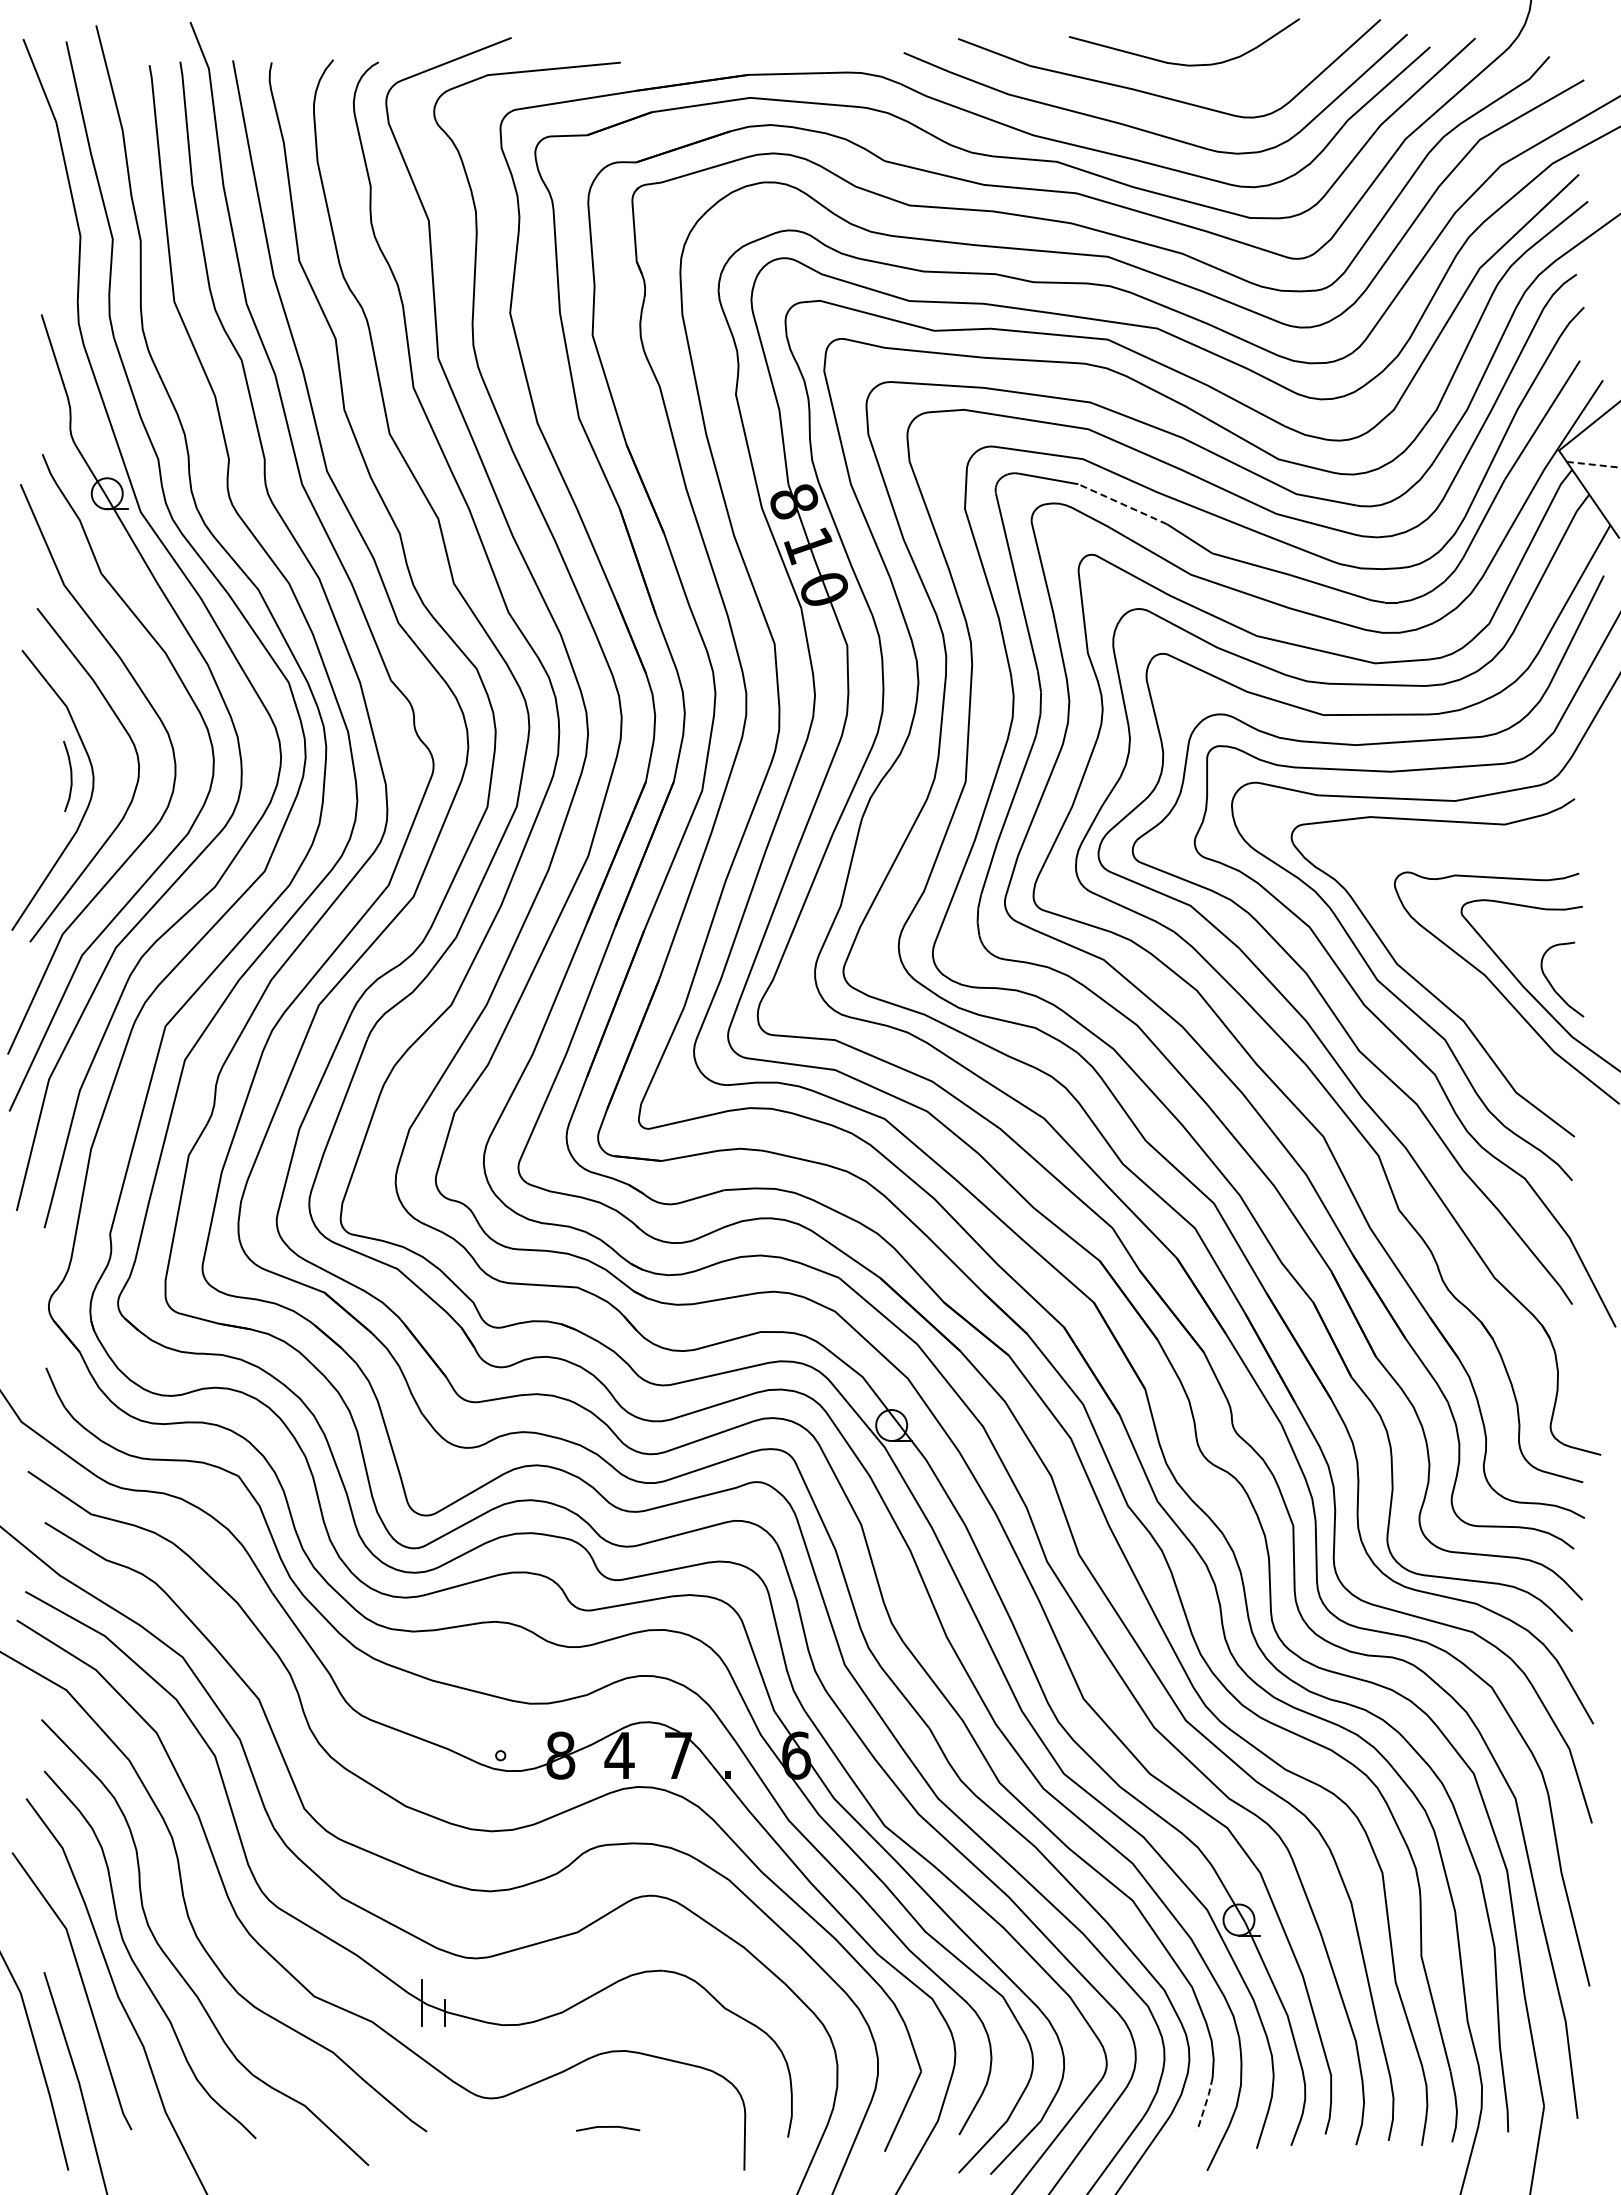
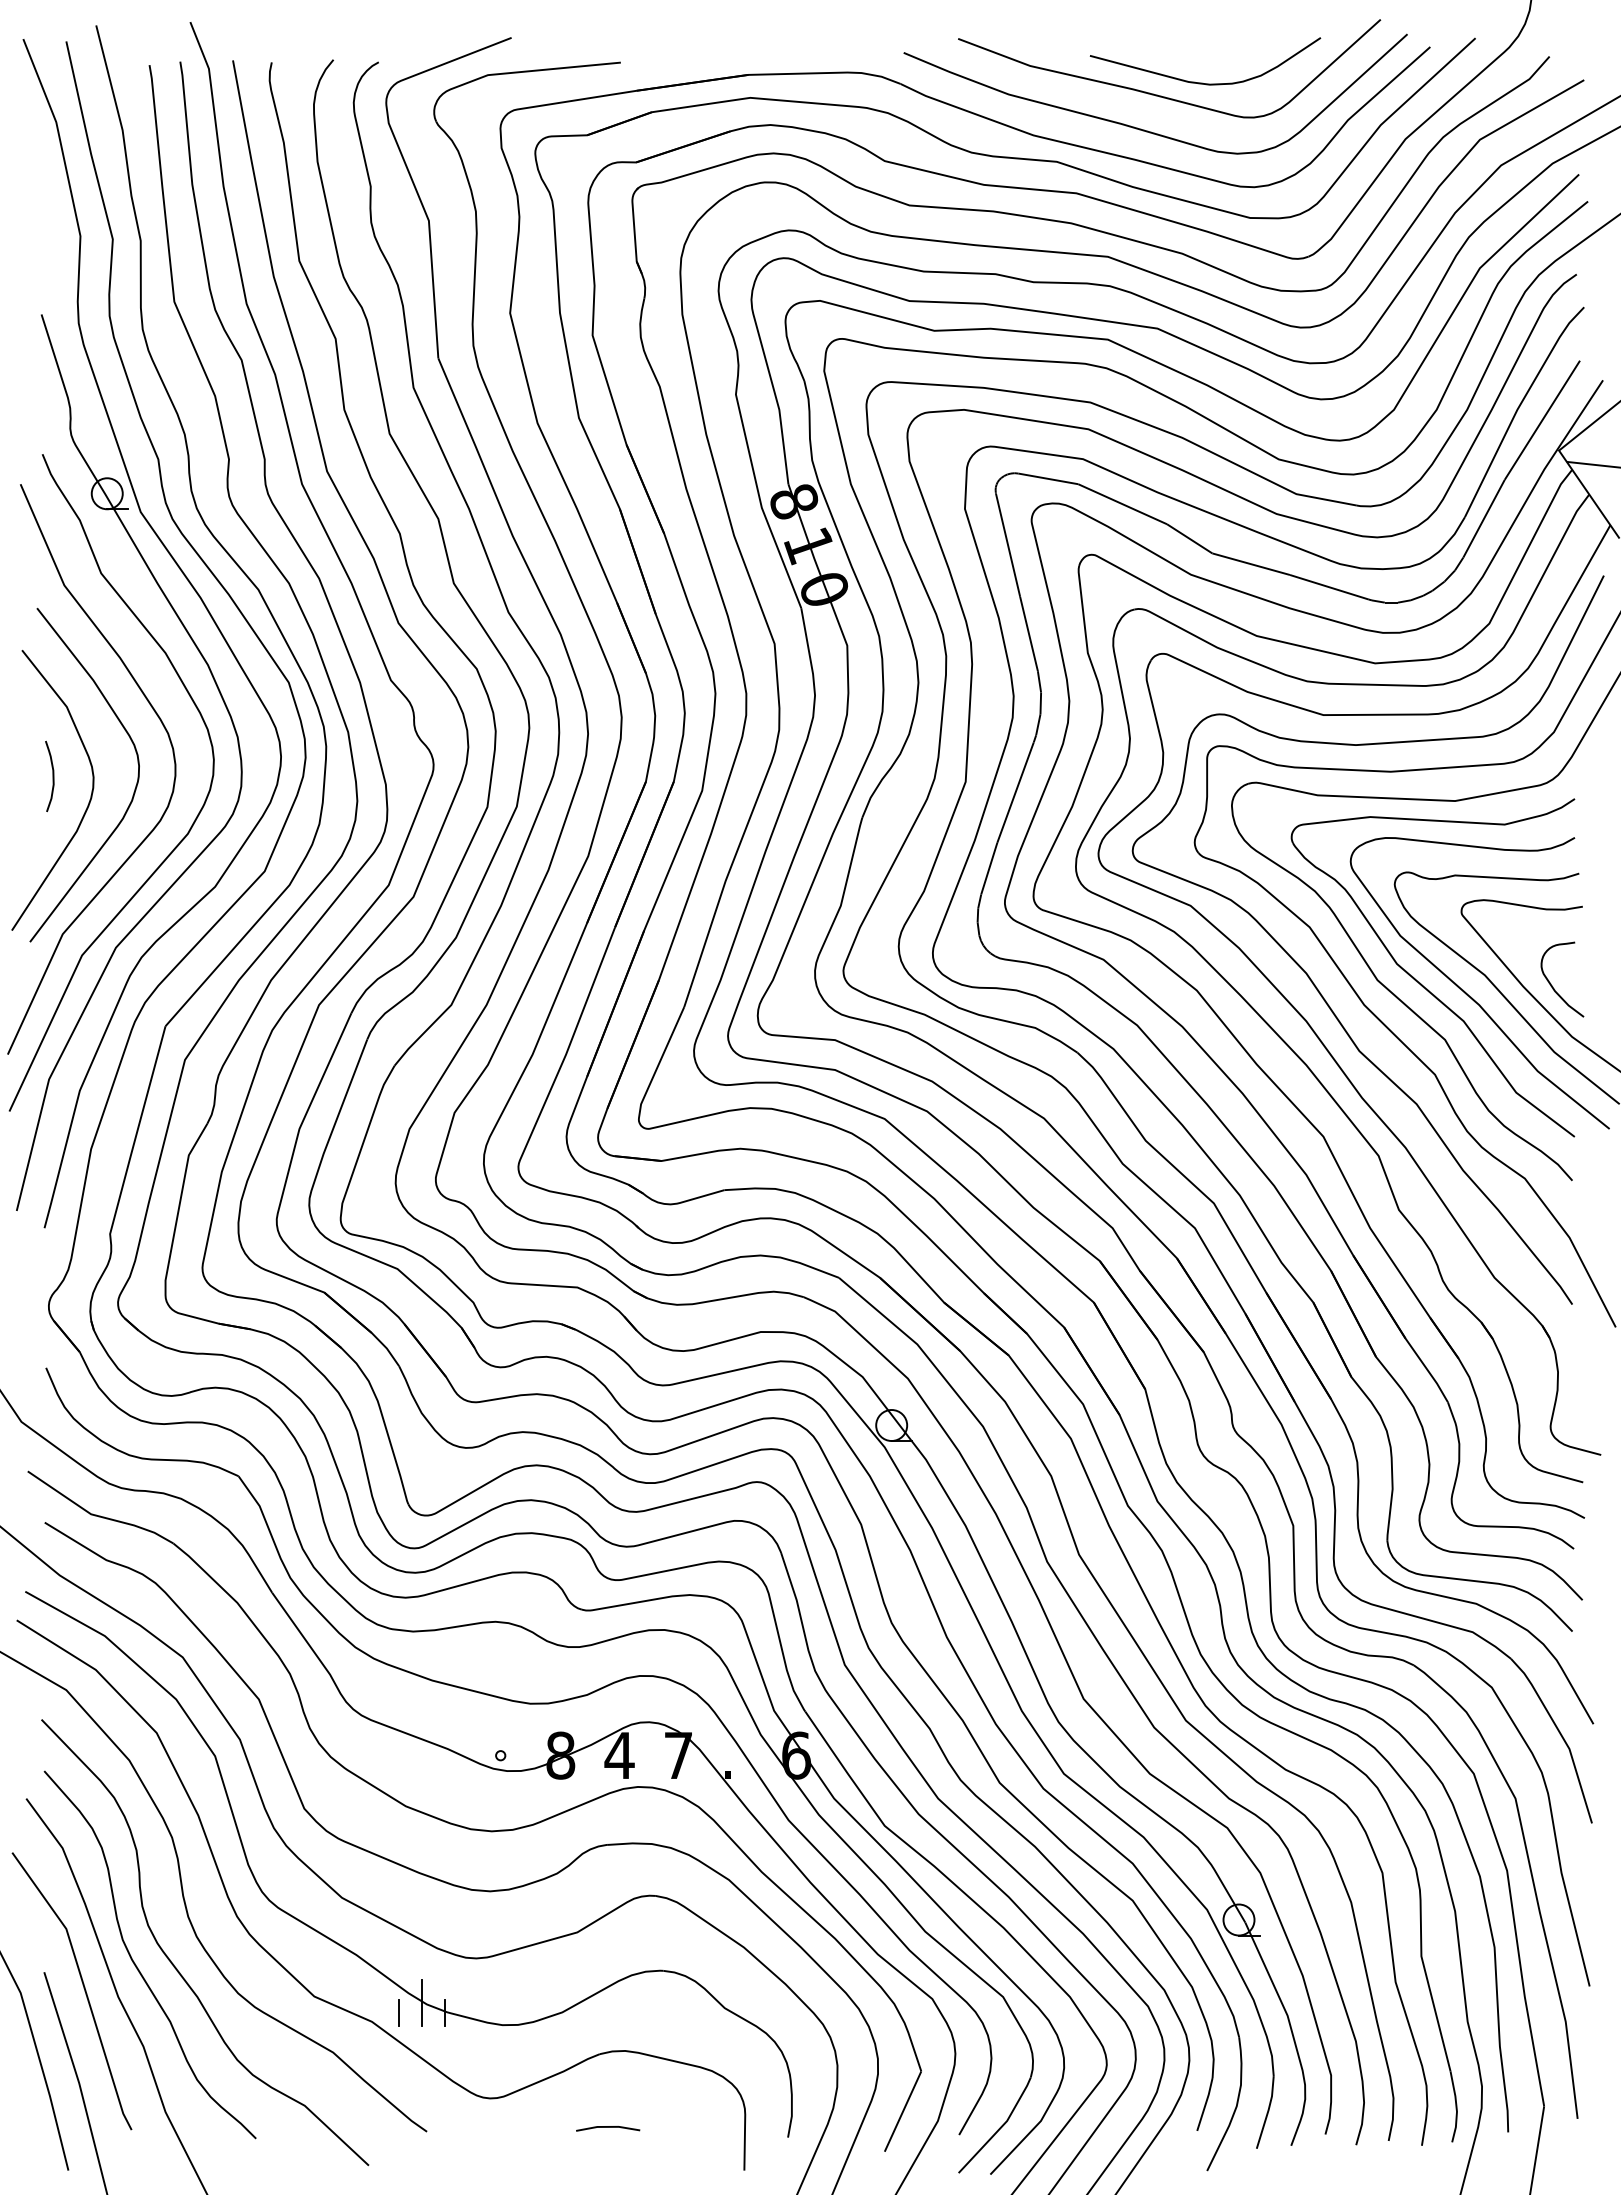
curve position: (1181, 63) -> (1202, 82) (1202, 82)
line: dashed -> solid (1594, 464)
line: dashed -> solid (1122, 504)
curve position: (70, 775) -> (52, 775) (52, 775)
curve: none -> present (1471, 996)
line: none -> present (398, 2012)
line: dashed -> solid (1205, 2103)
